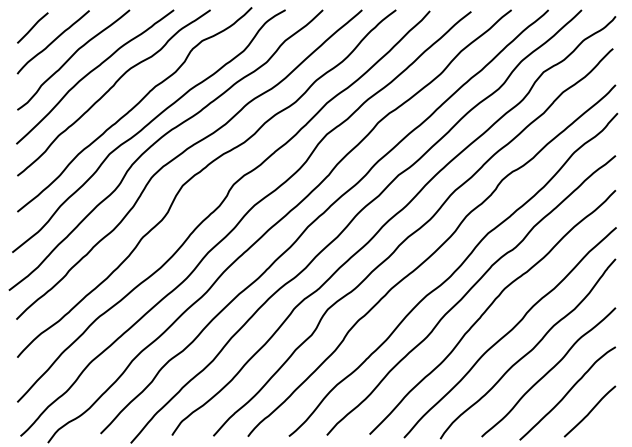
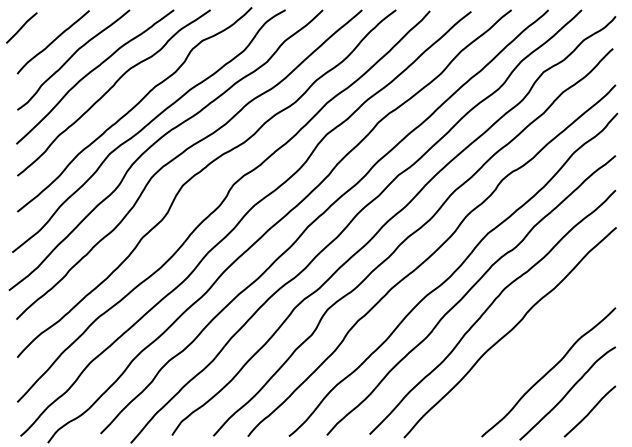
line position: (32, 27) -> (21, 27) (21, 27)
curve: present -> none (529, 350)
